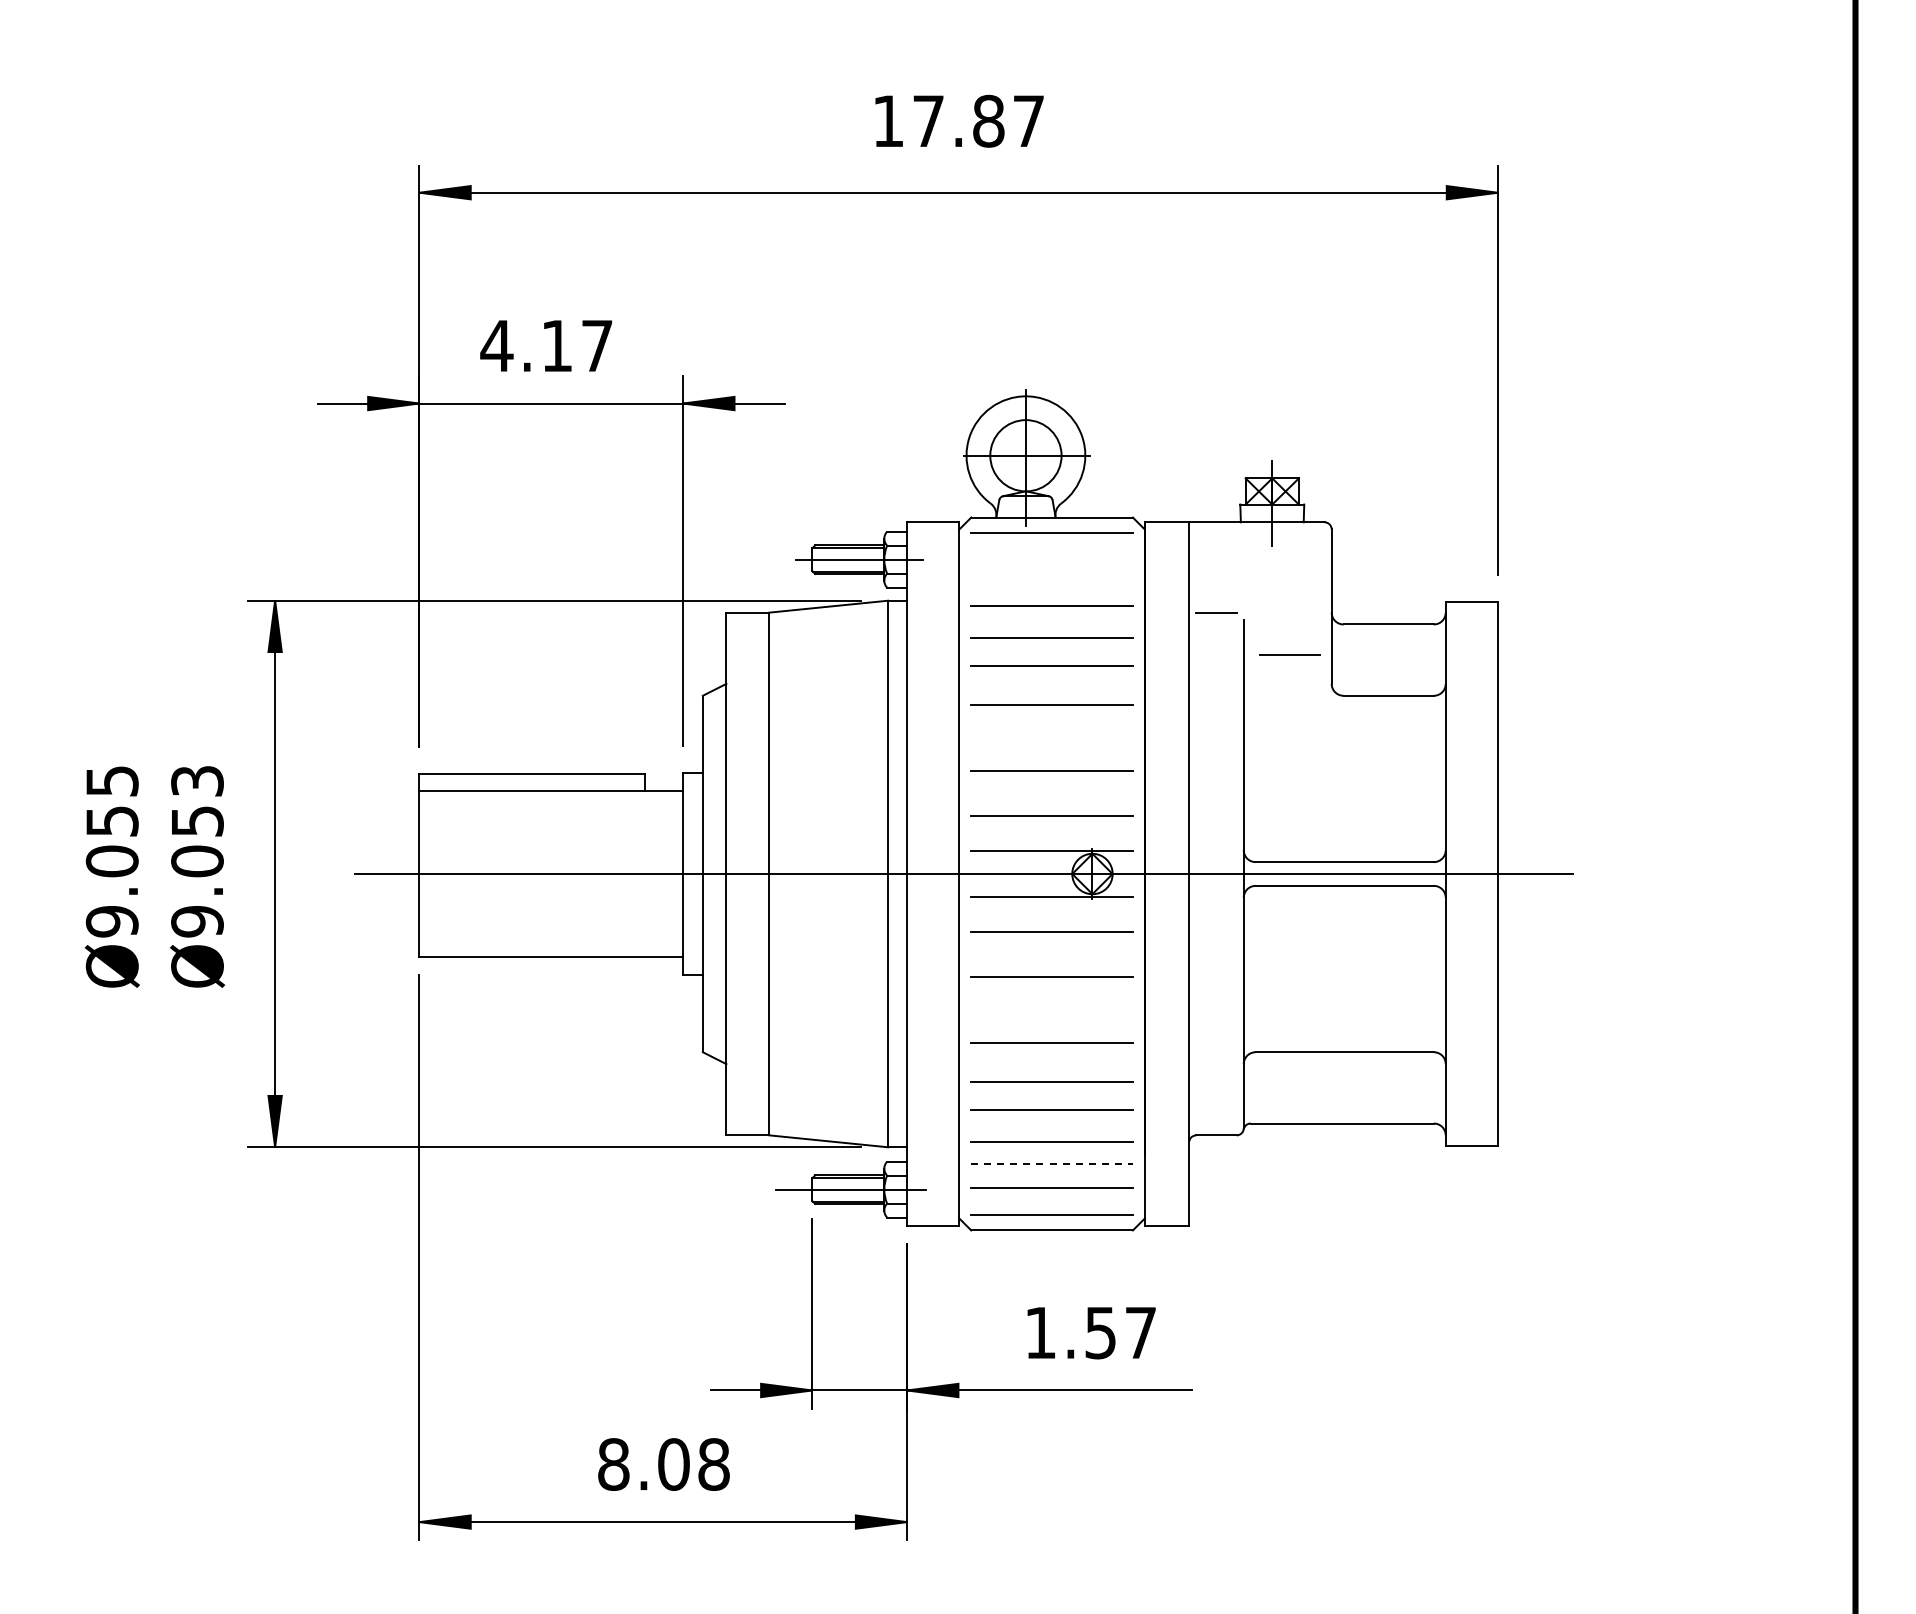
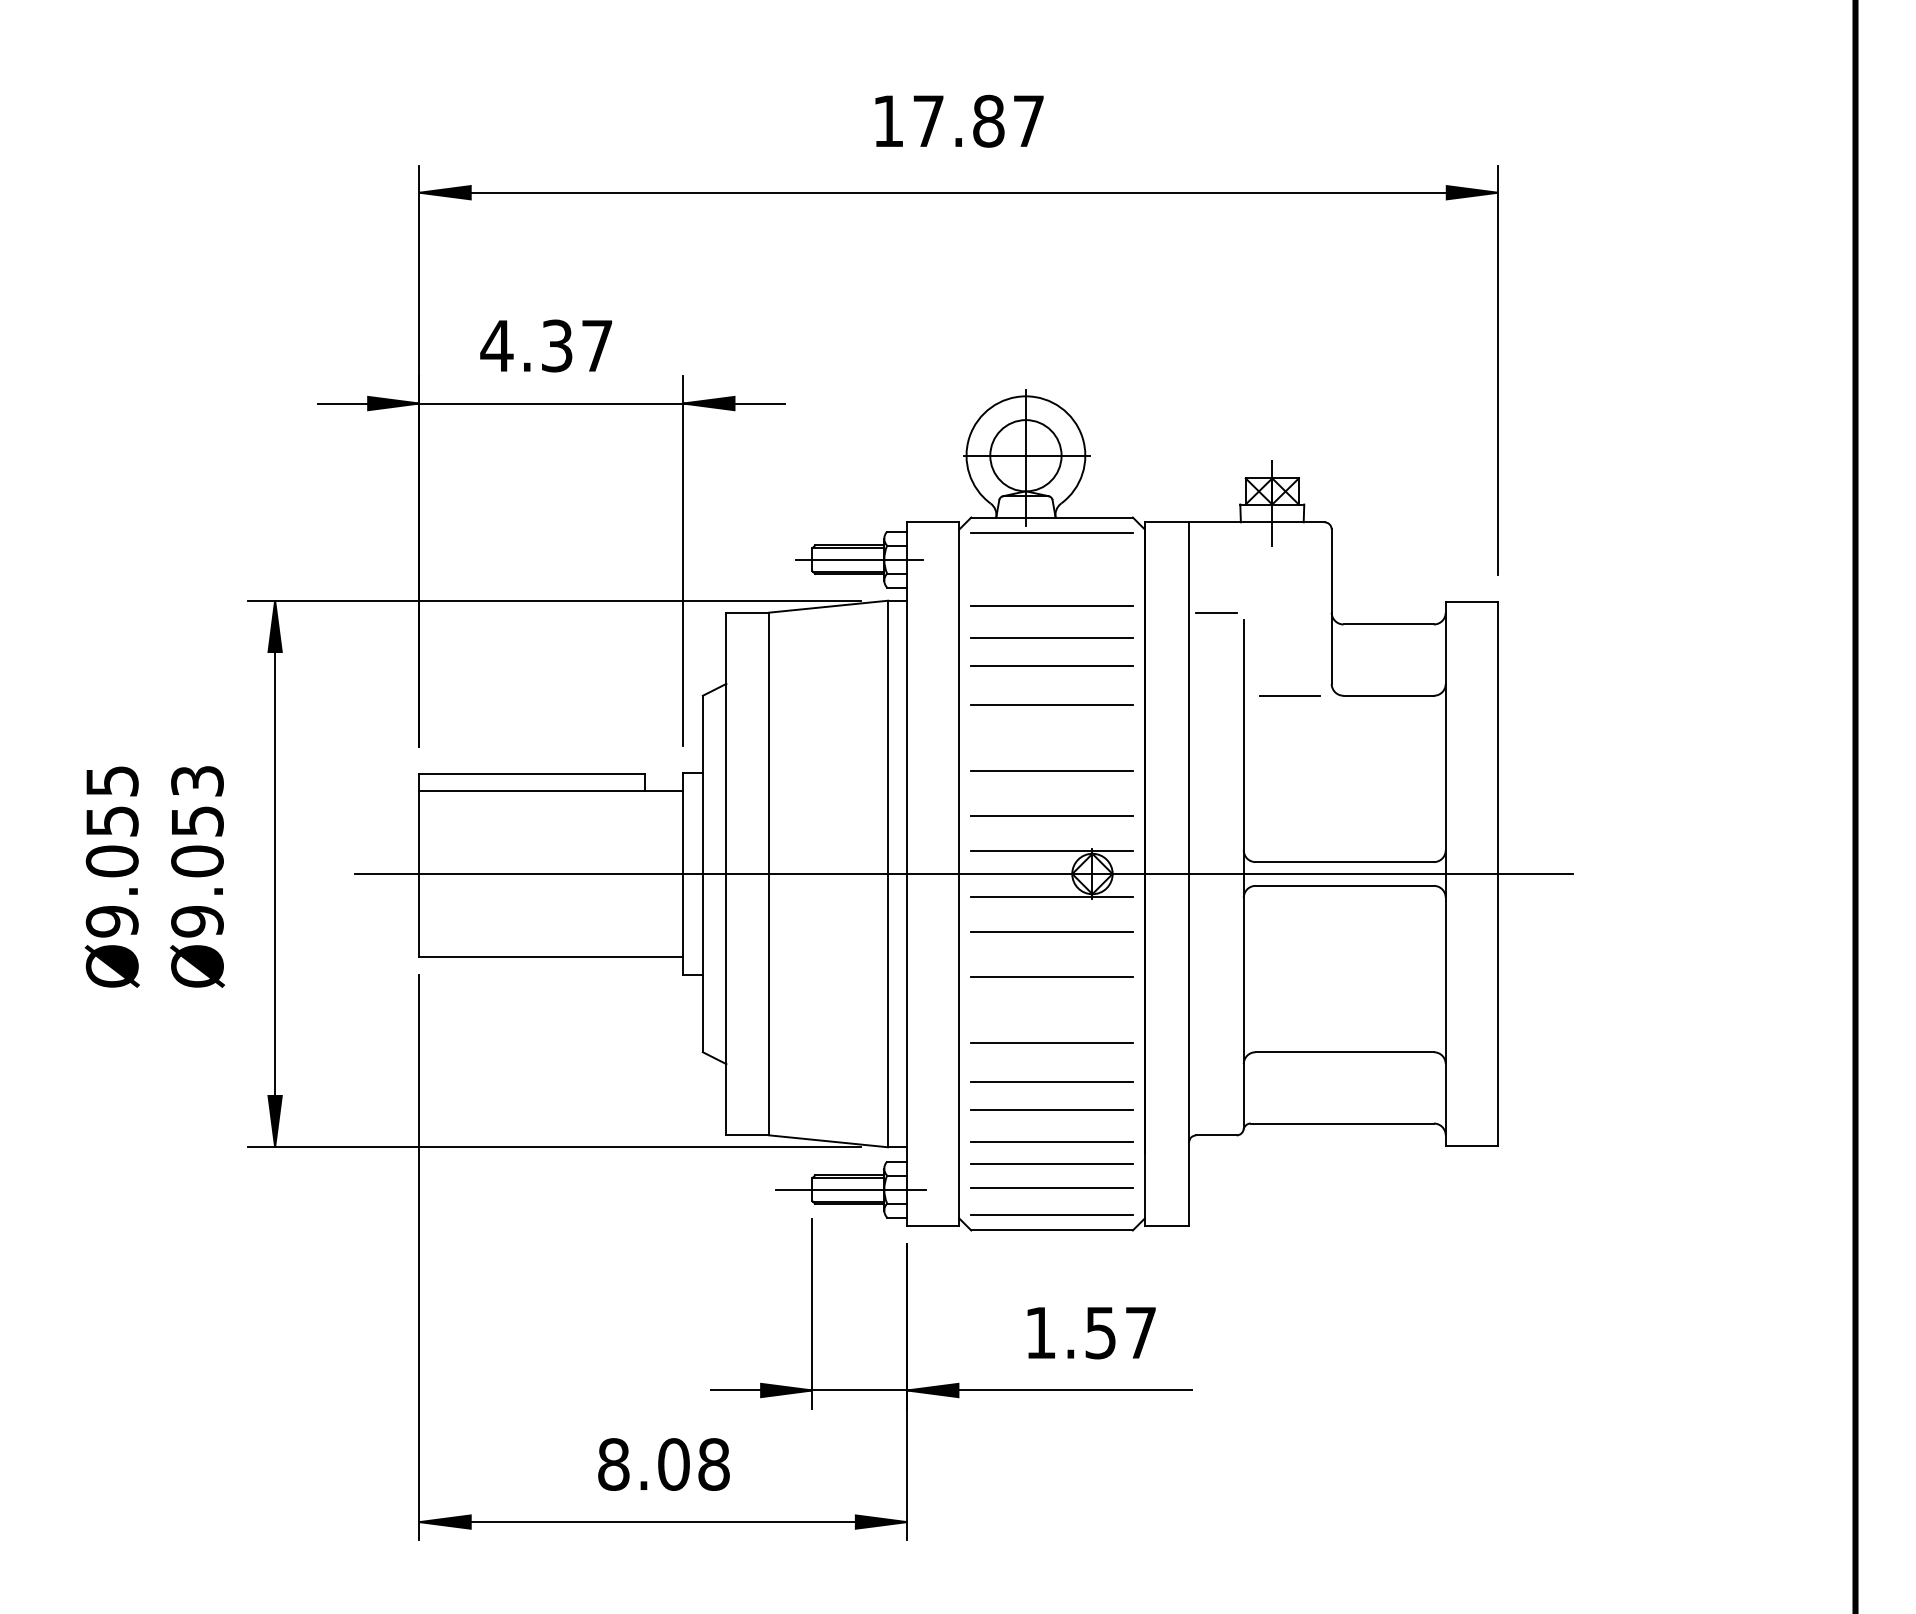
text: 4.17 -> 4.37 (557, 345)
line position: (1289, 654) -> (1289, 695) (1289, 695)
line: dashed -> solid (1052, 1163)
